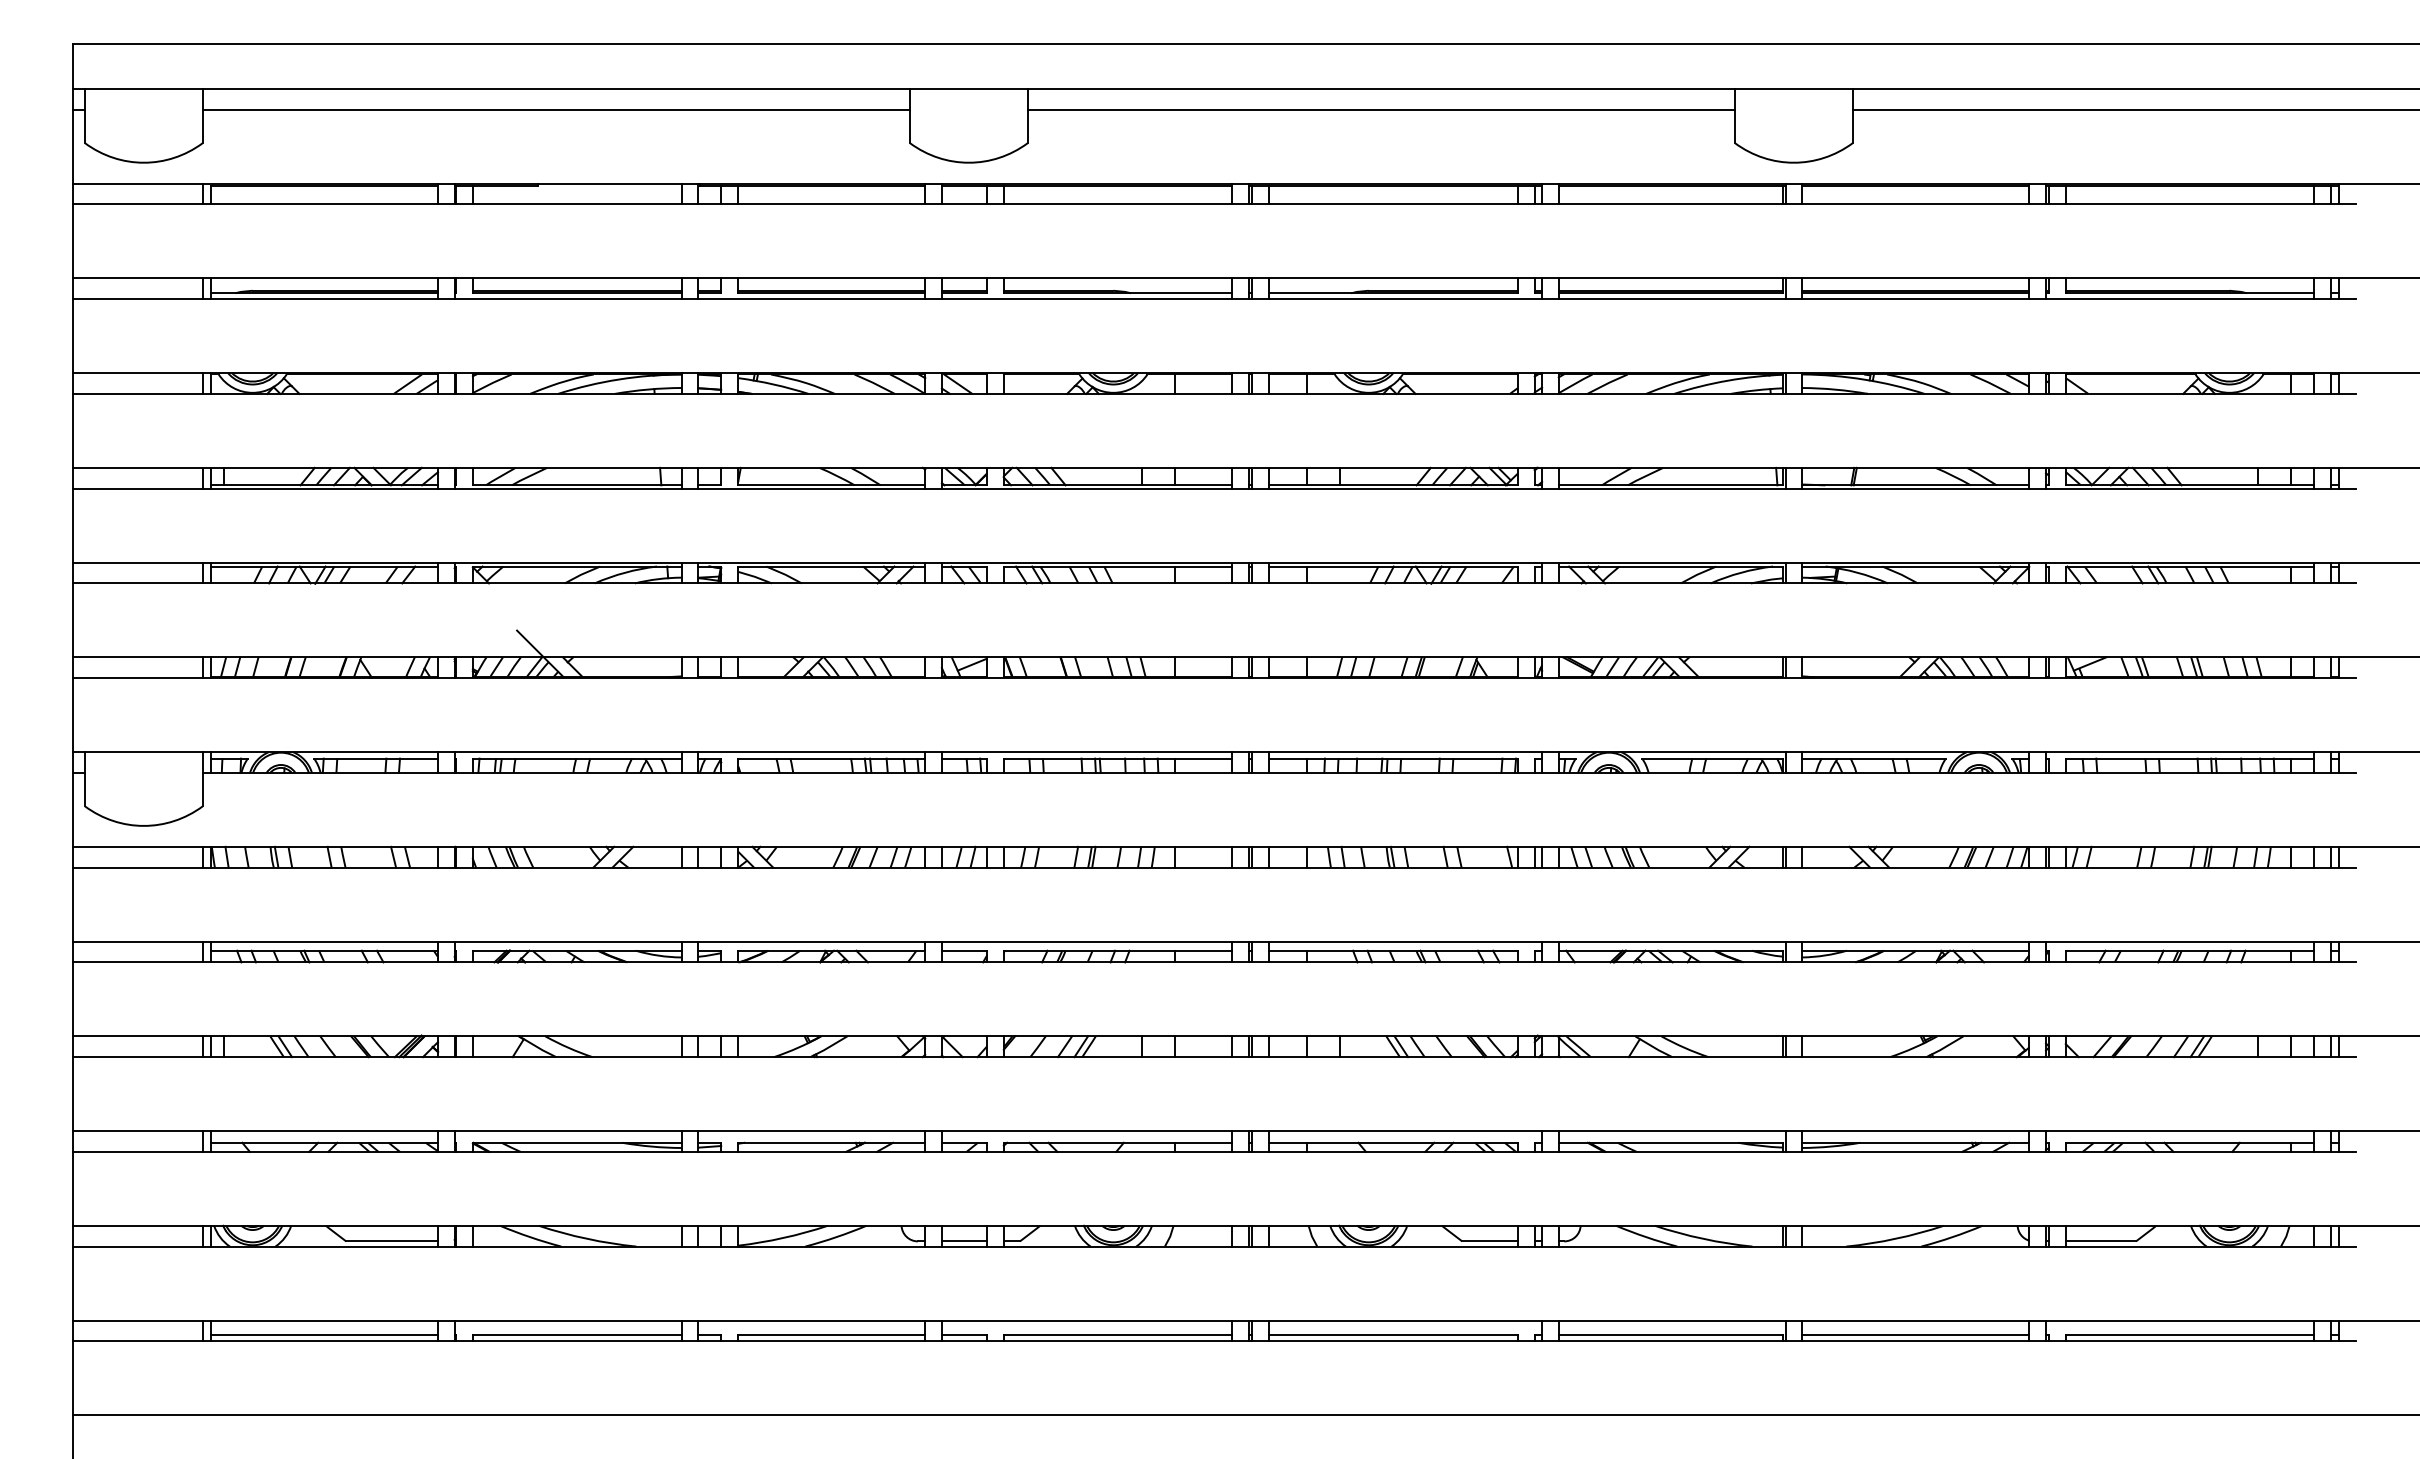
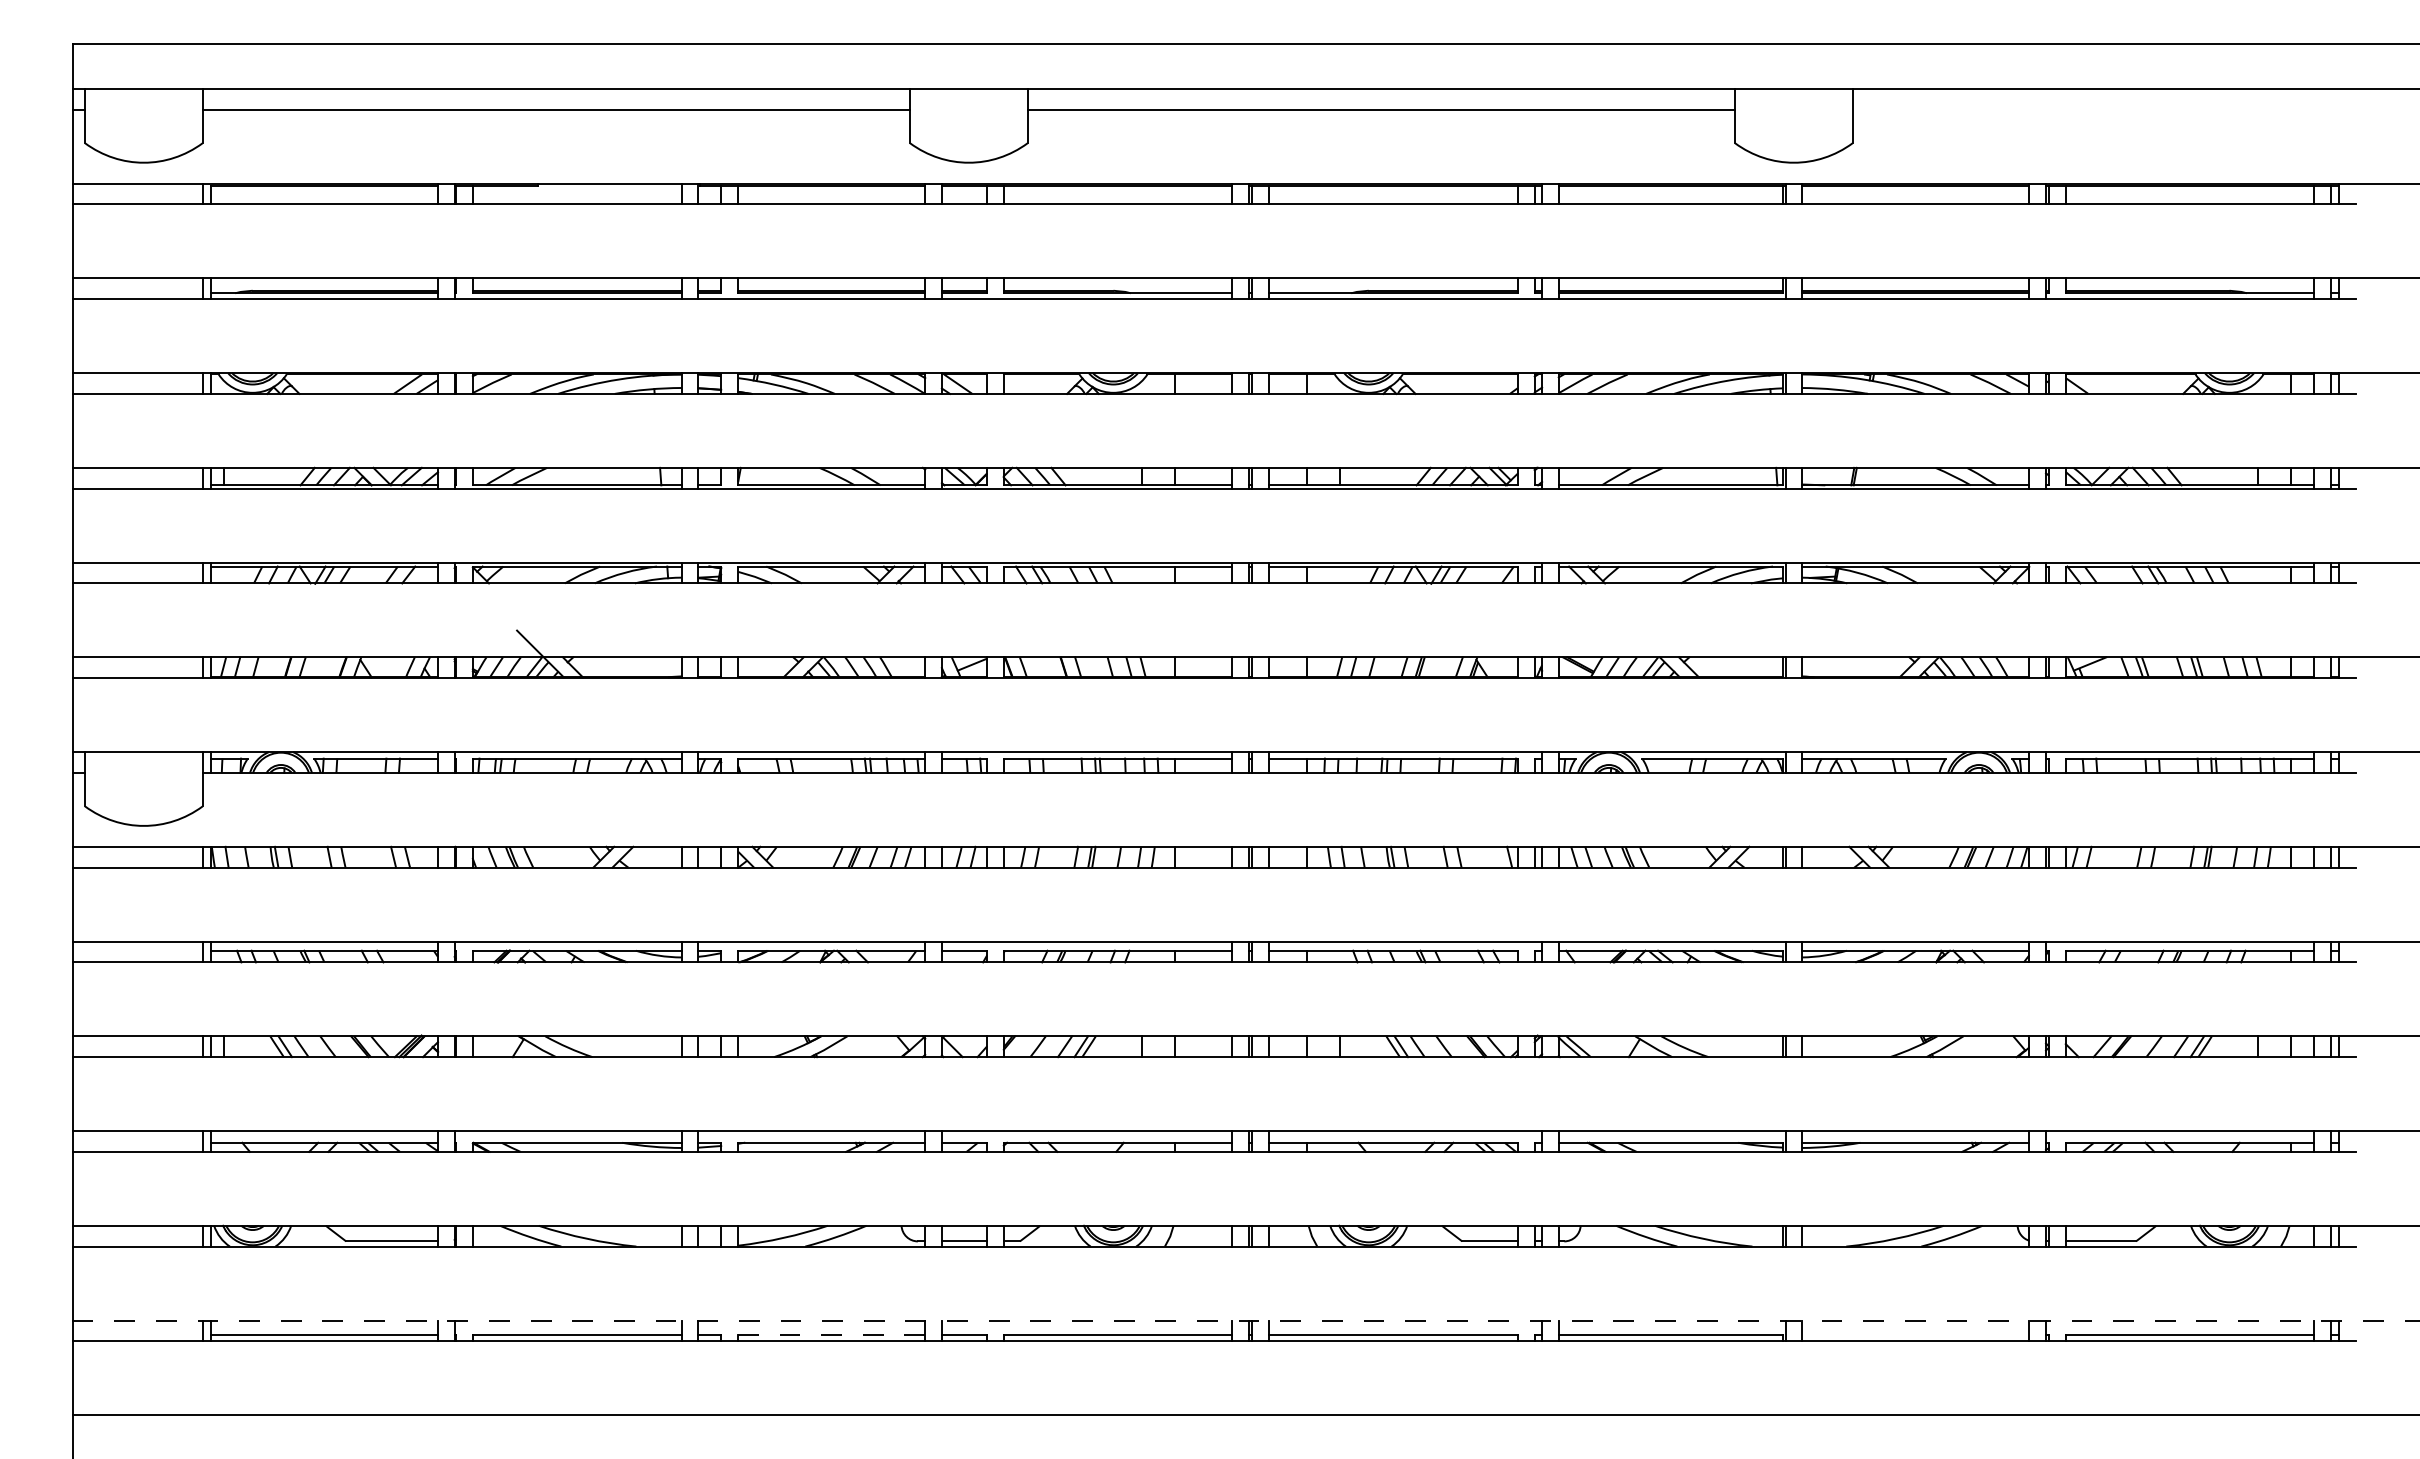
line: present -> none (2134, 109)
line: solid -> dashed (1246, 1320)
line: solid -> dashed (831, 1334)
line: present -> none (1915, 1334)
